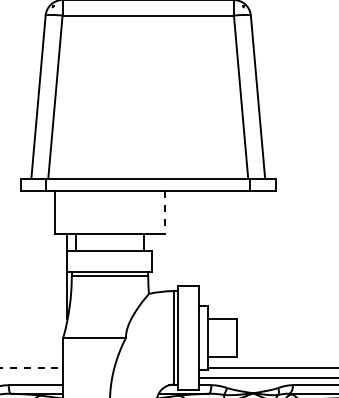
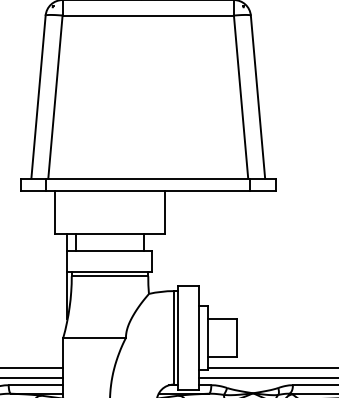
line: dashed -> solid (165, 212)
line: dashed -> solid (32, 367)
line: none -> present (32, 378)
